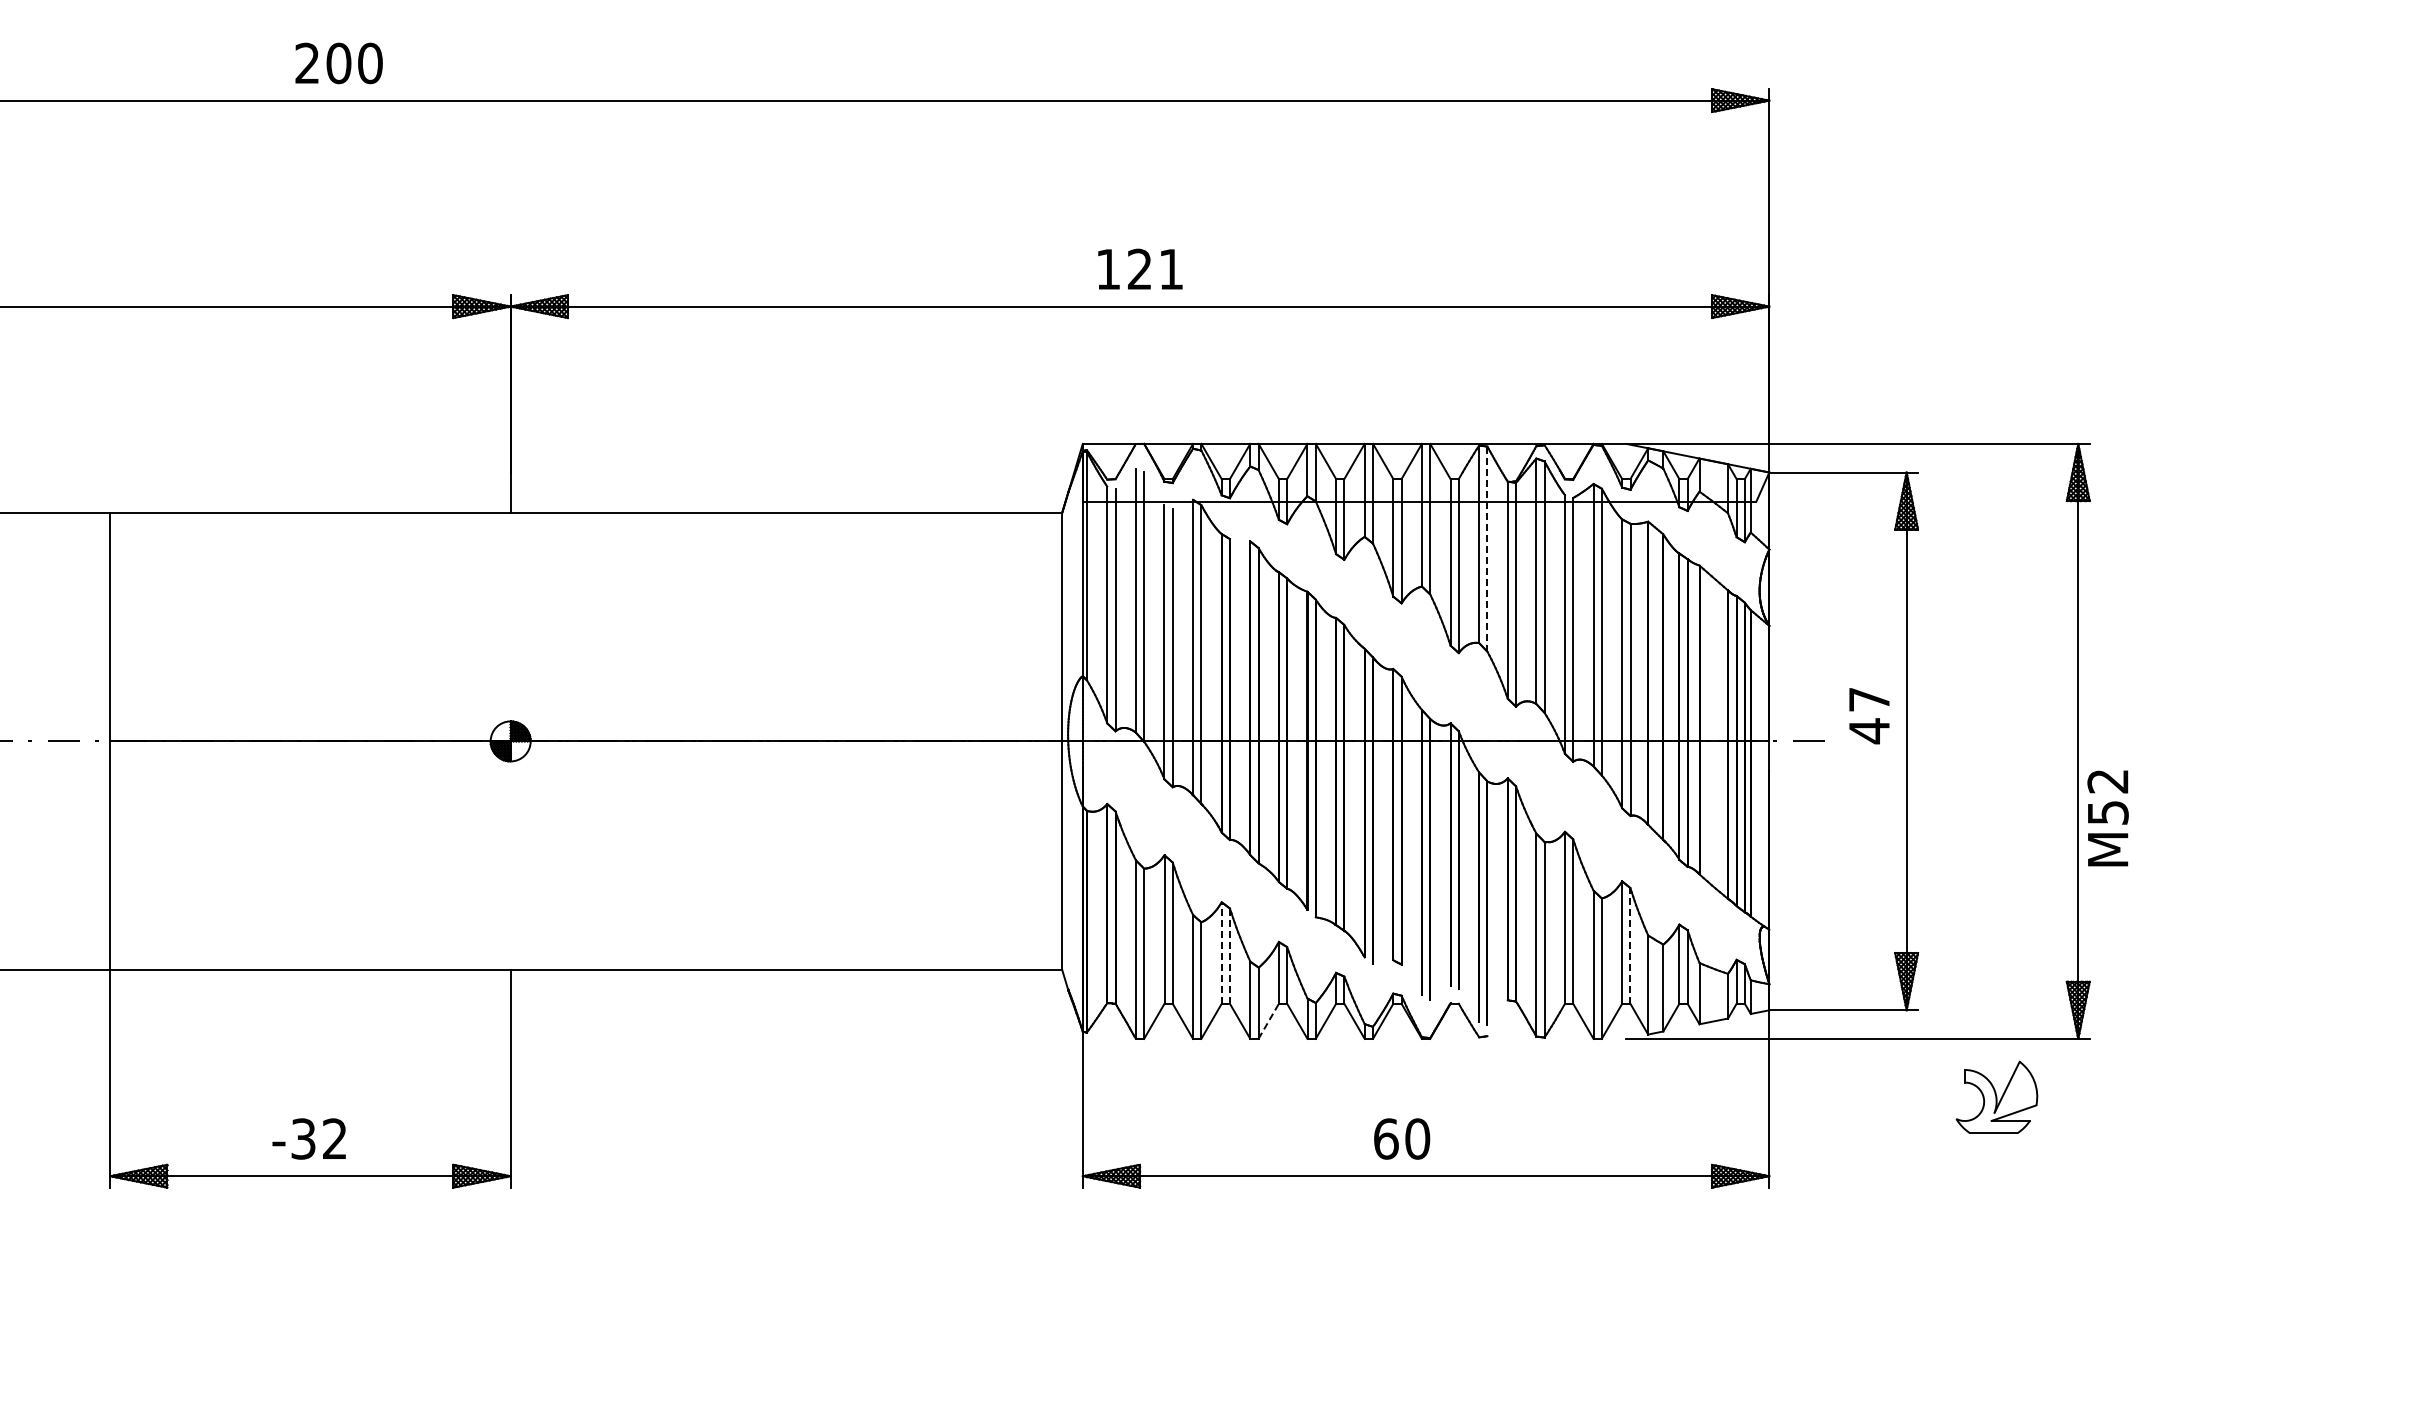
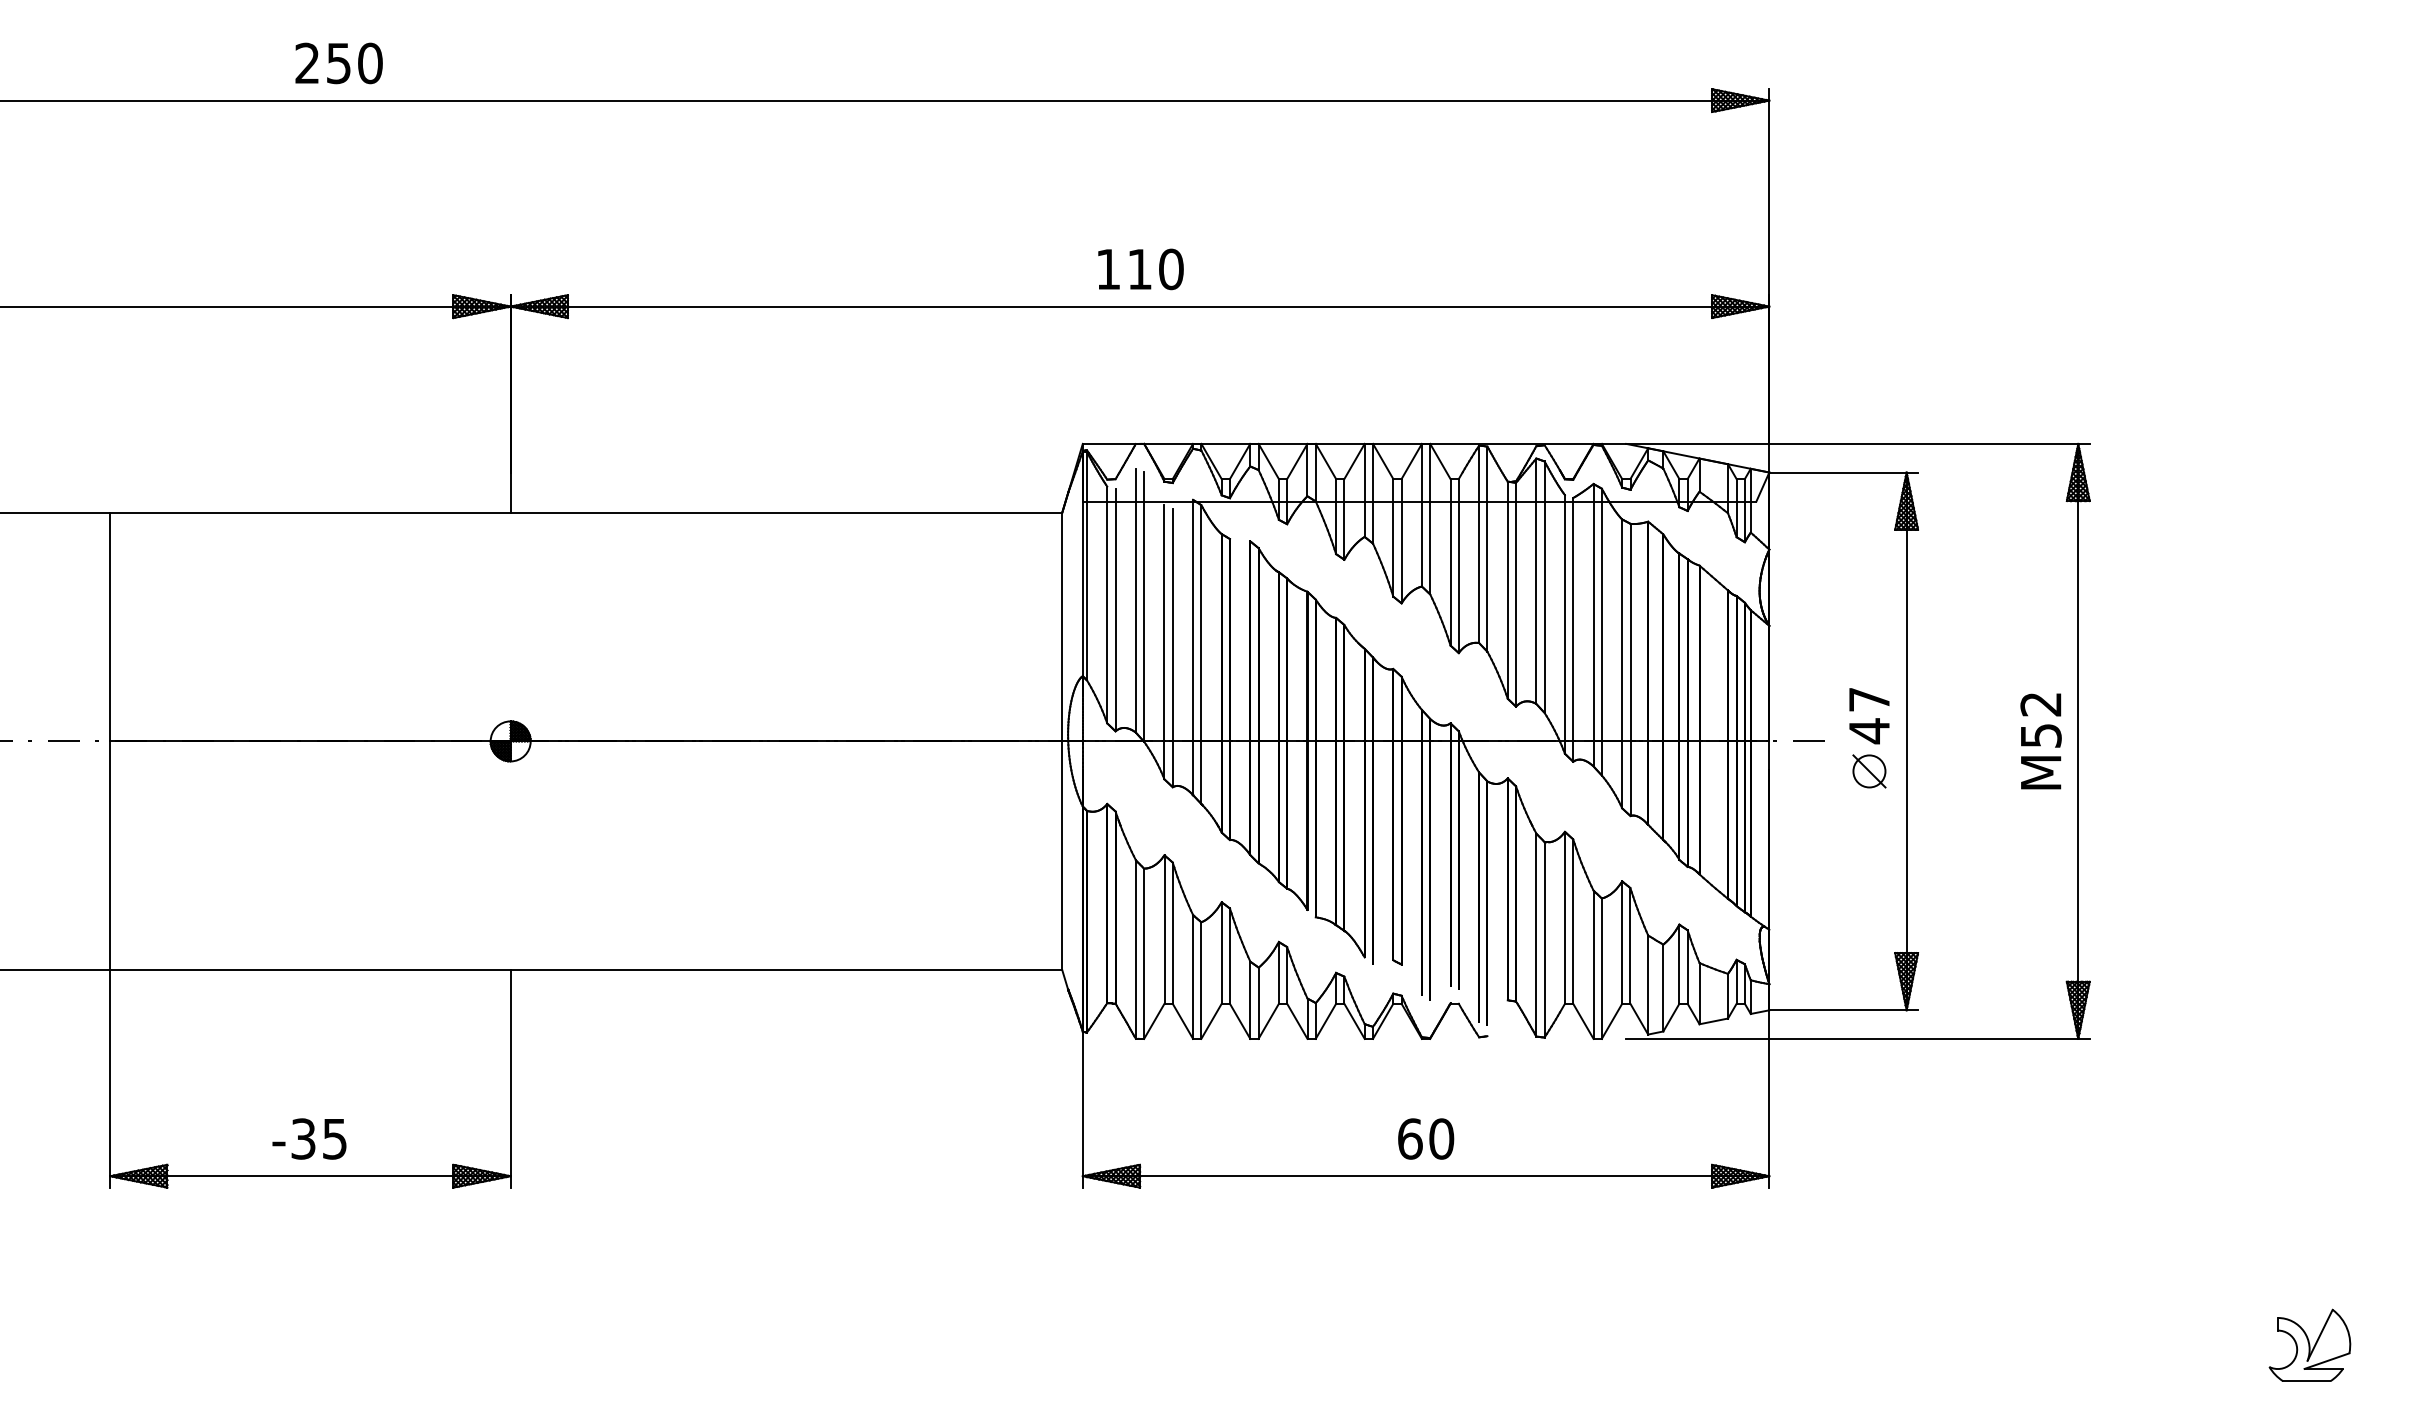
text: 200 -> 250 (338, 63)
text: 121 -> 110 (1155, 269)
line: dashed -> solid (1487, 549)
part: none -> present (1869, 771)
text position: (2107, 818) -> (2040, 741) (2040, 741)
line: dashed -> solid (1630, 945)
line: dashed -> solid (1221, 953)
line: dashed -> solid (1229, 956)
line: dashed -> solid (1268, 1020)
part position: (1996, 1096) -> (2309, 1344) (2309, 1344)
text: -32 -> -35 (334, 1138)
text position: (1402, 1138) -> (1426, 1138) (1426, 1138)
